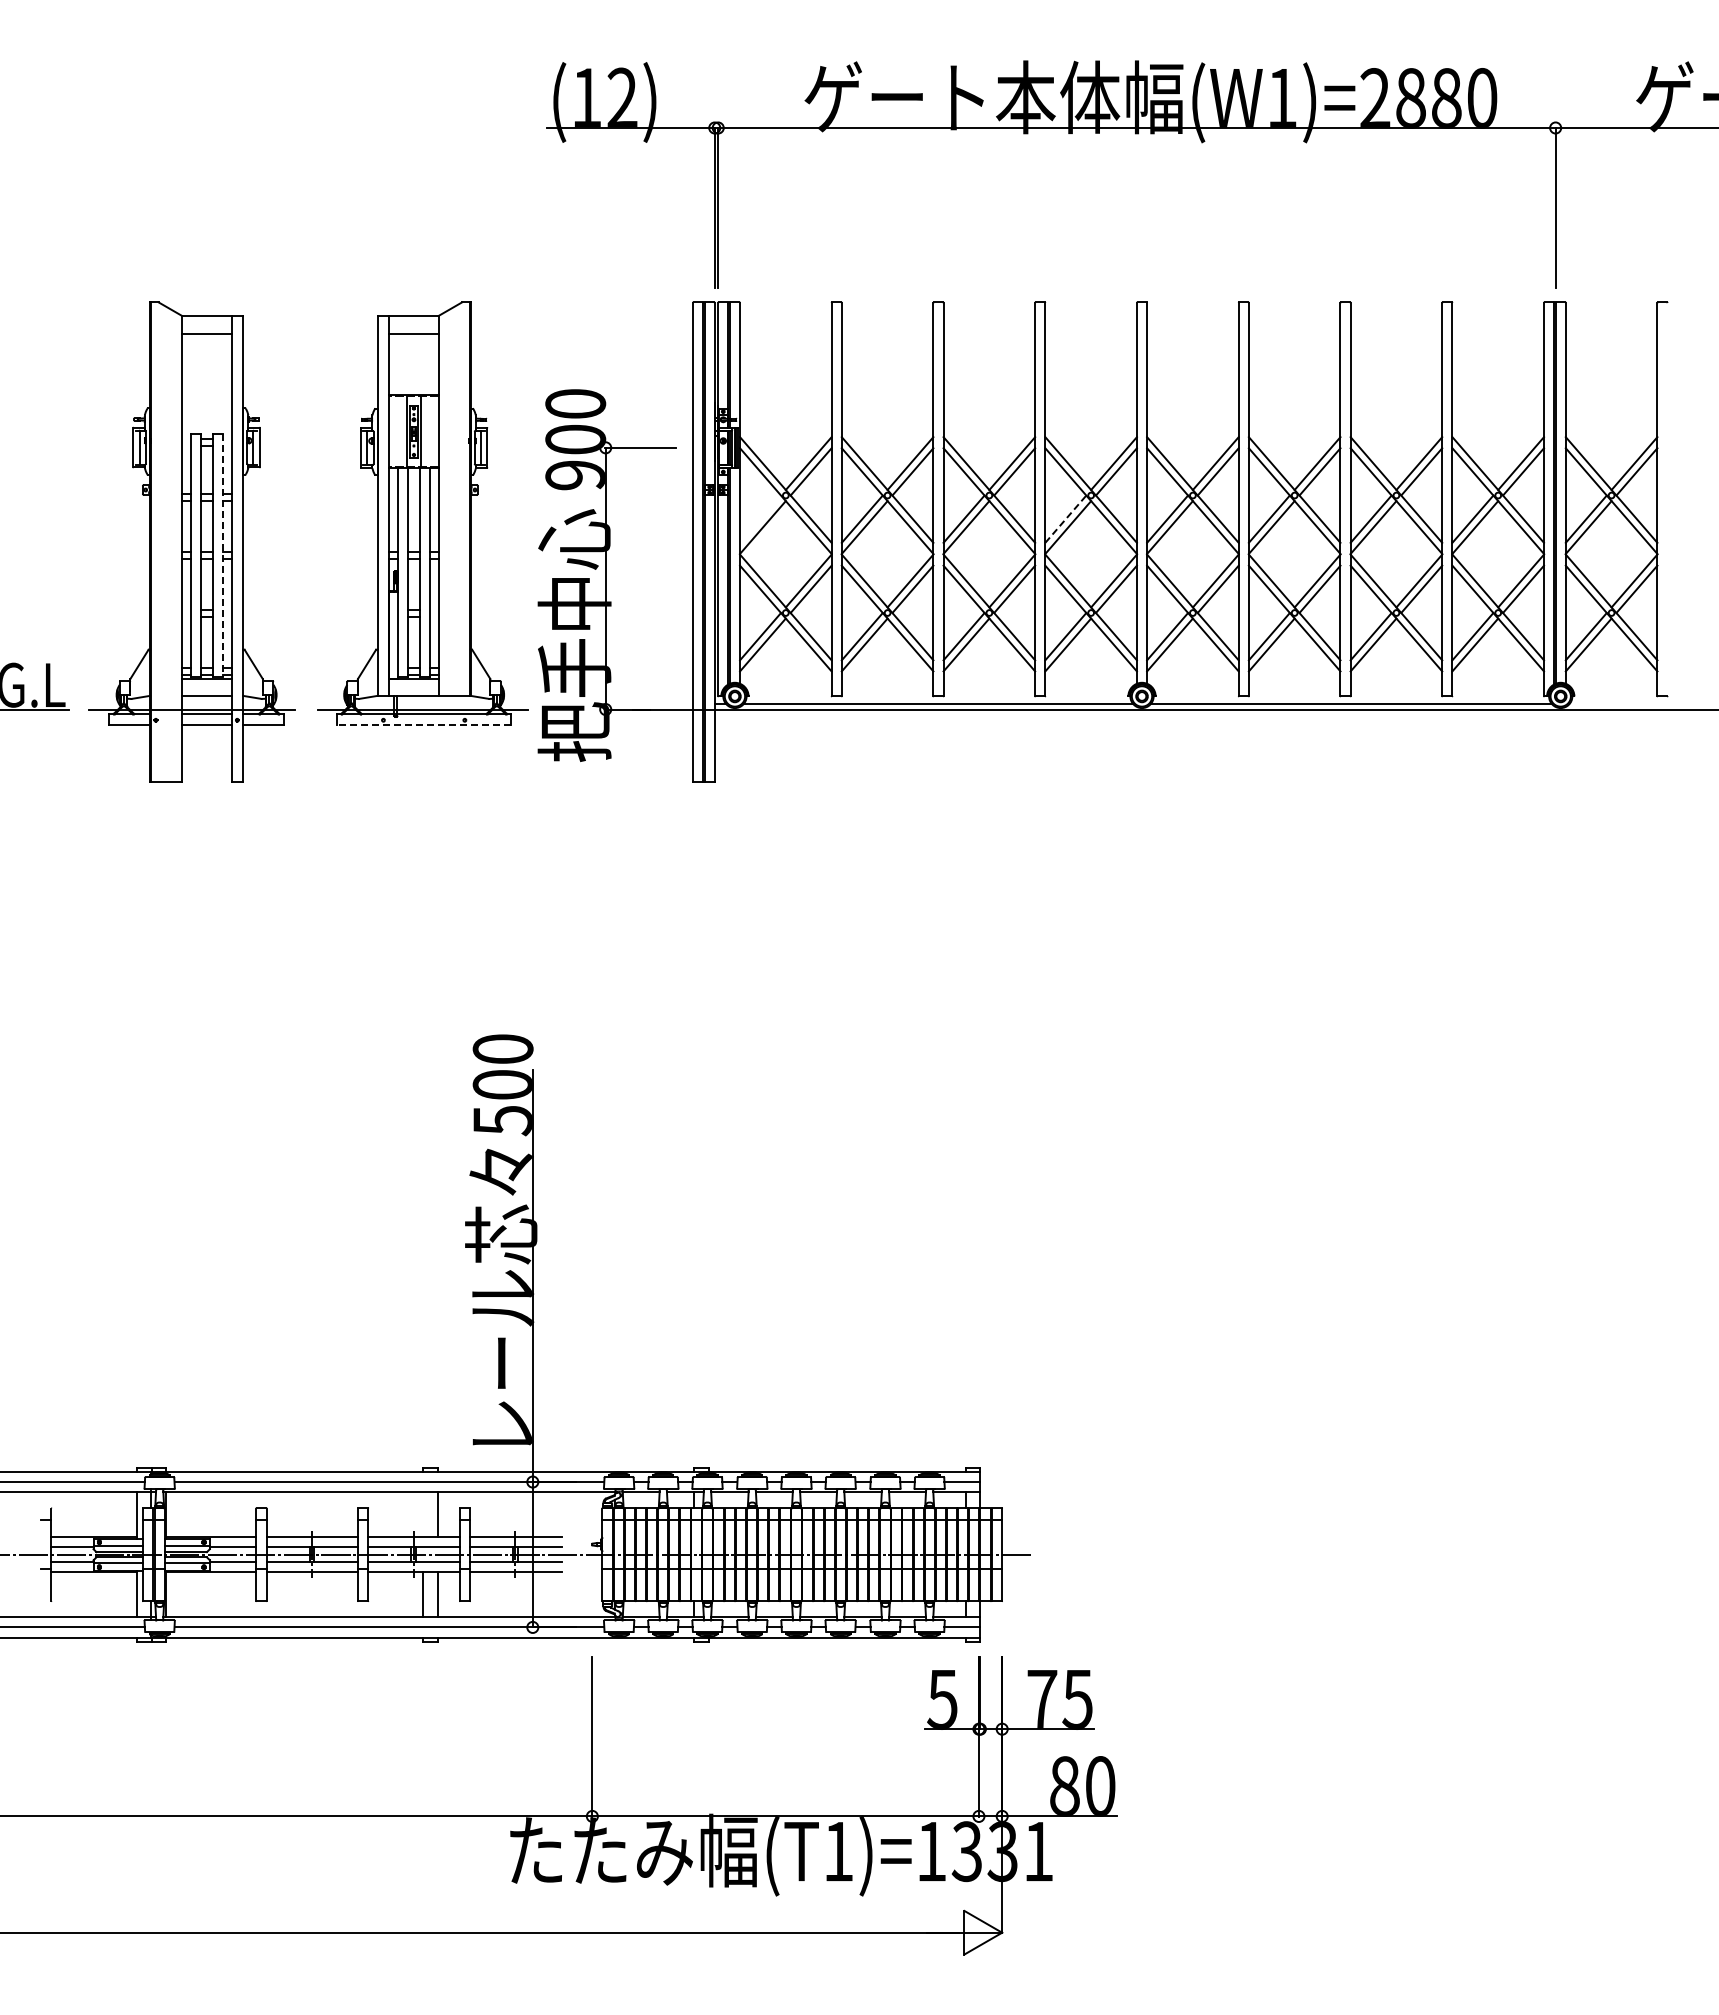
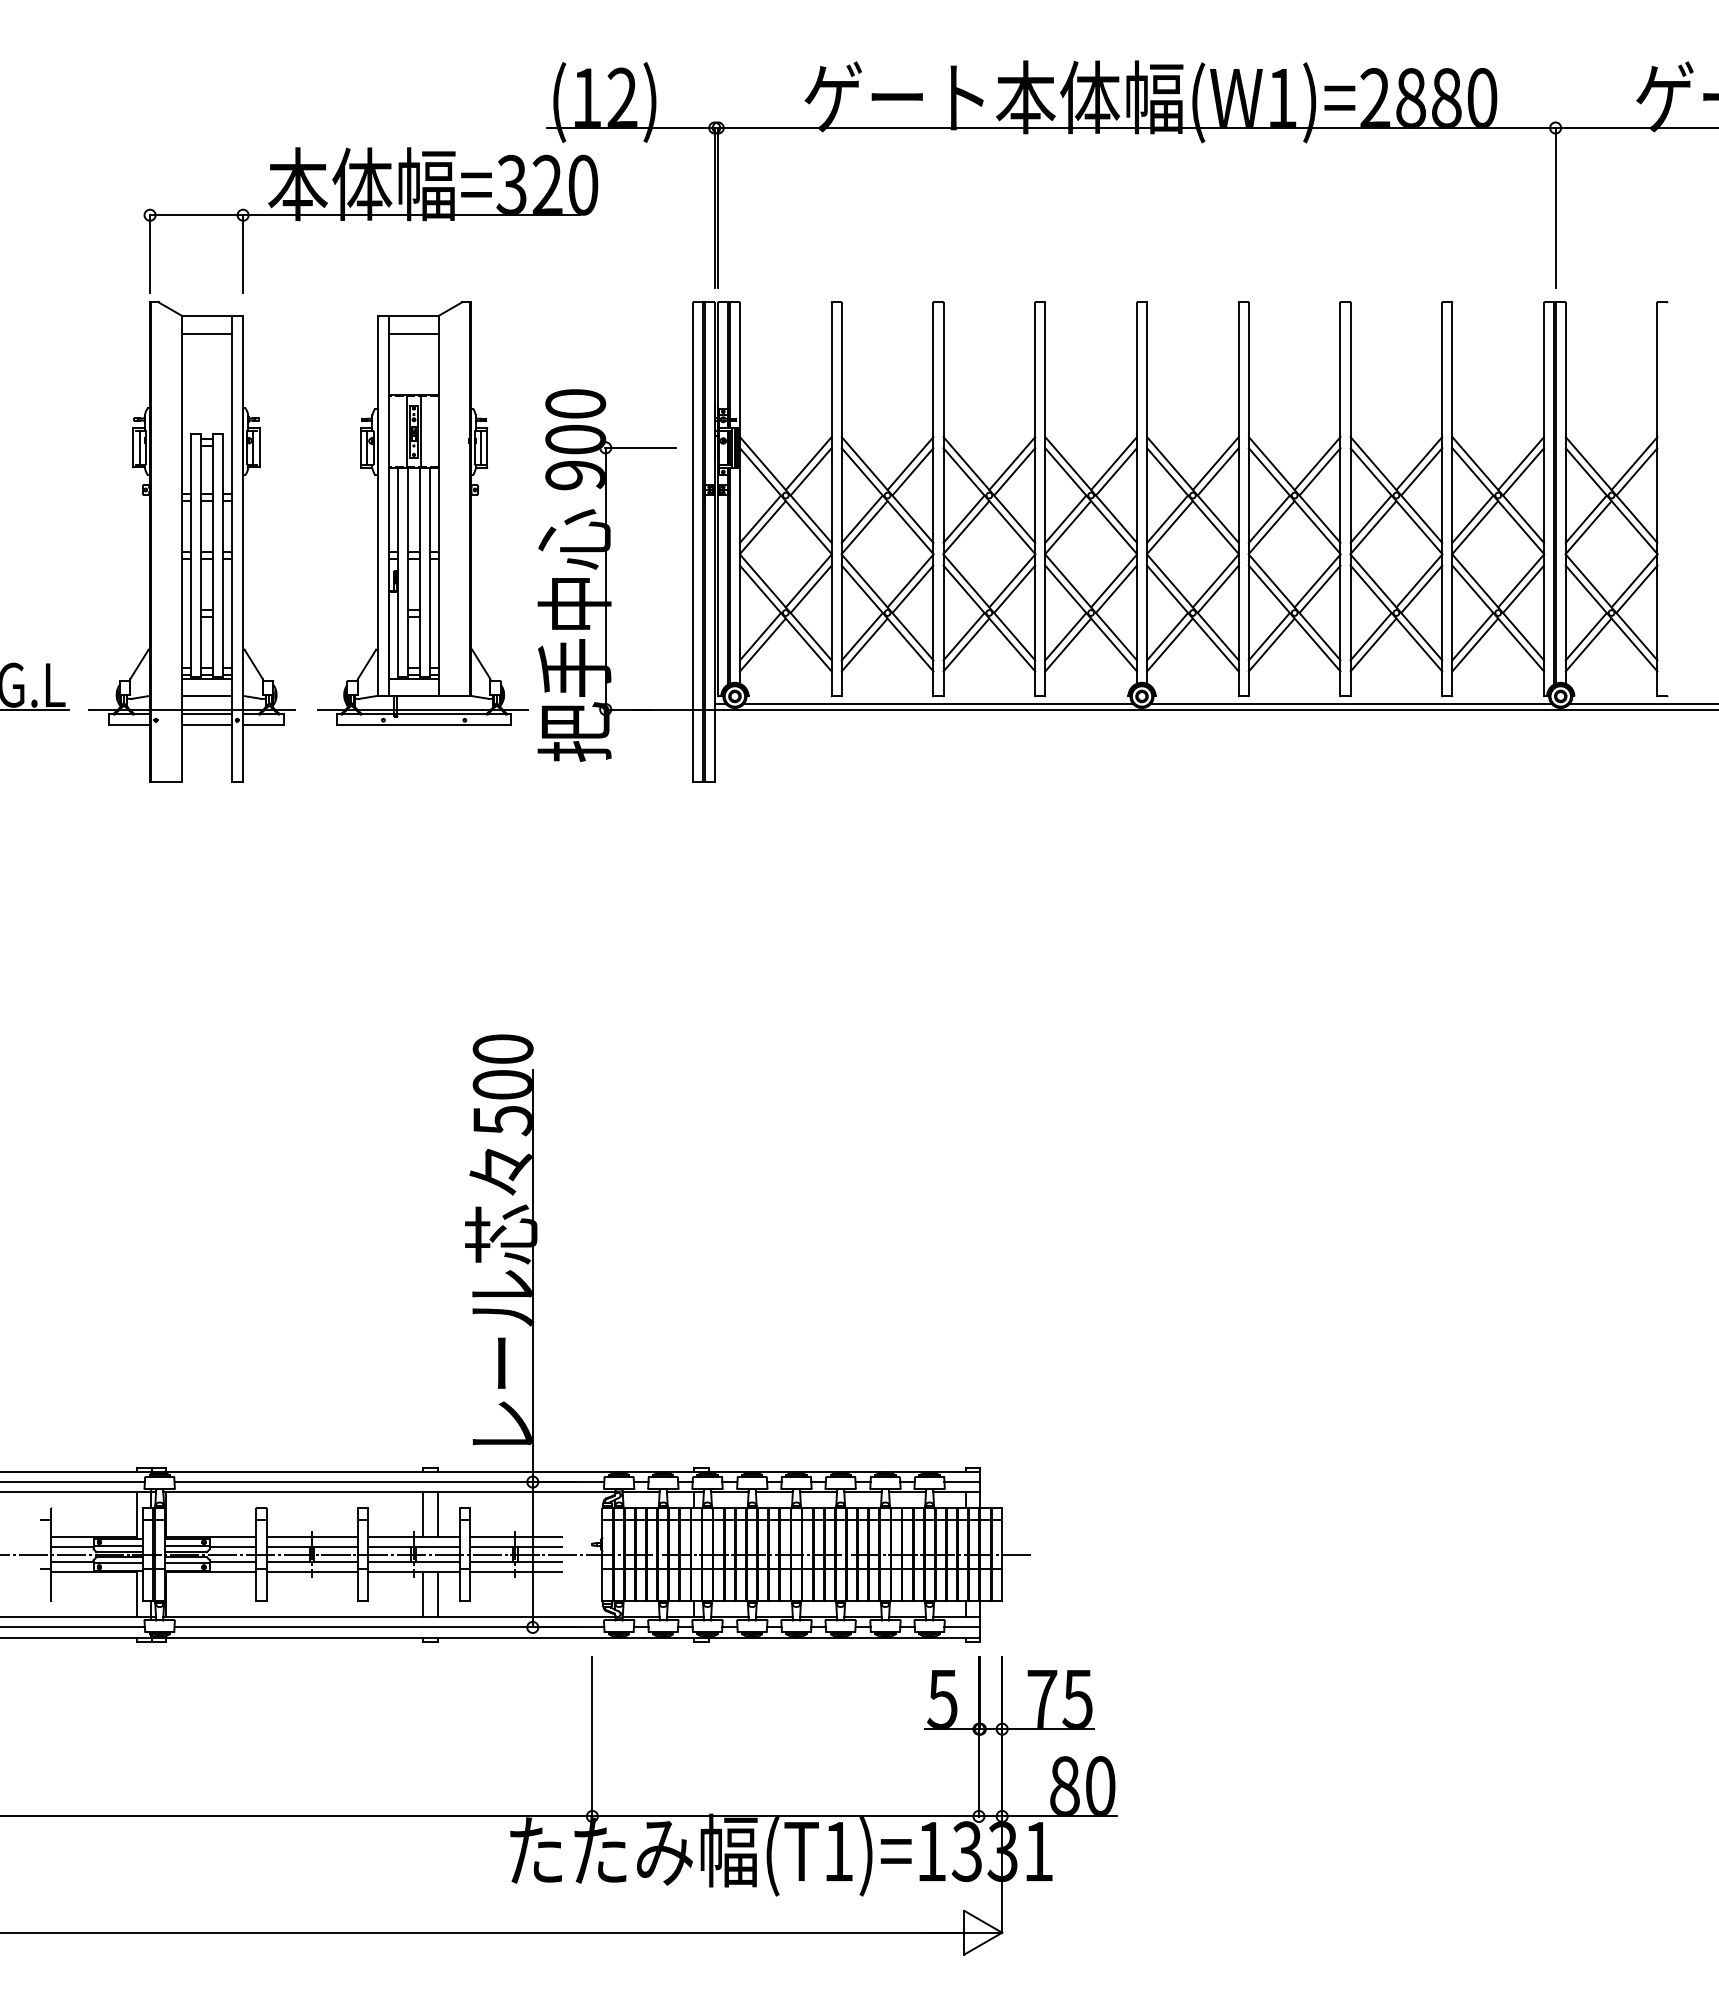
part: none -> present (370, 220)
line: none -> present (760, 518)
line: dashed -> solid (1066, 518)
line: dashed -> solid (223, 555)
line: none -> present (1642, 703)
line: dashed -> solid (423, 724)
line: none -> present (423, 1514)
